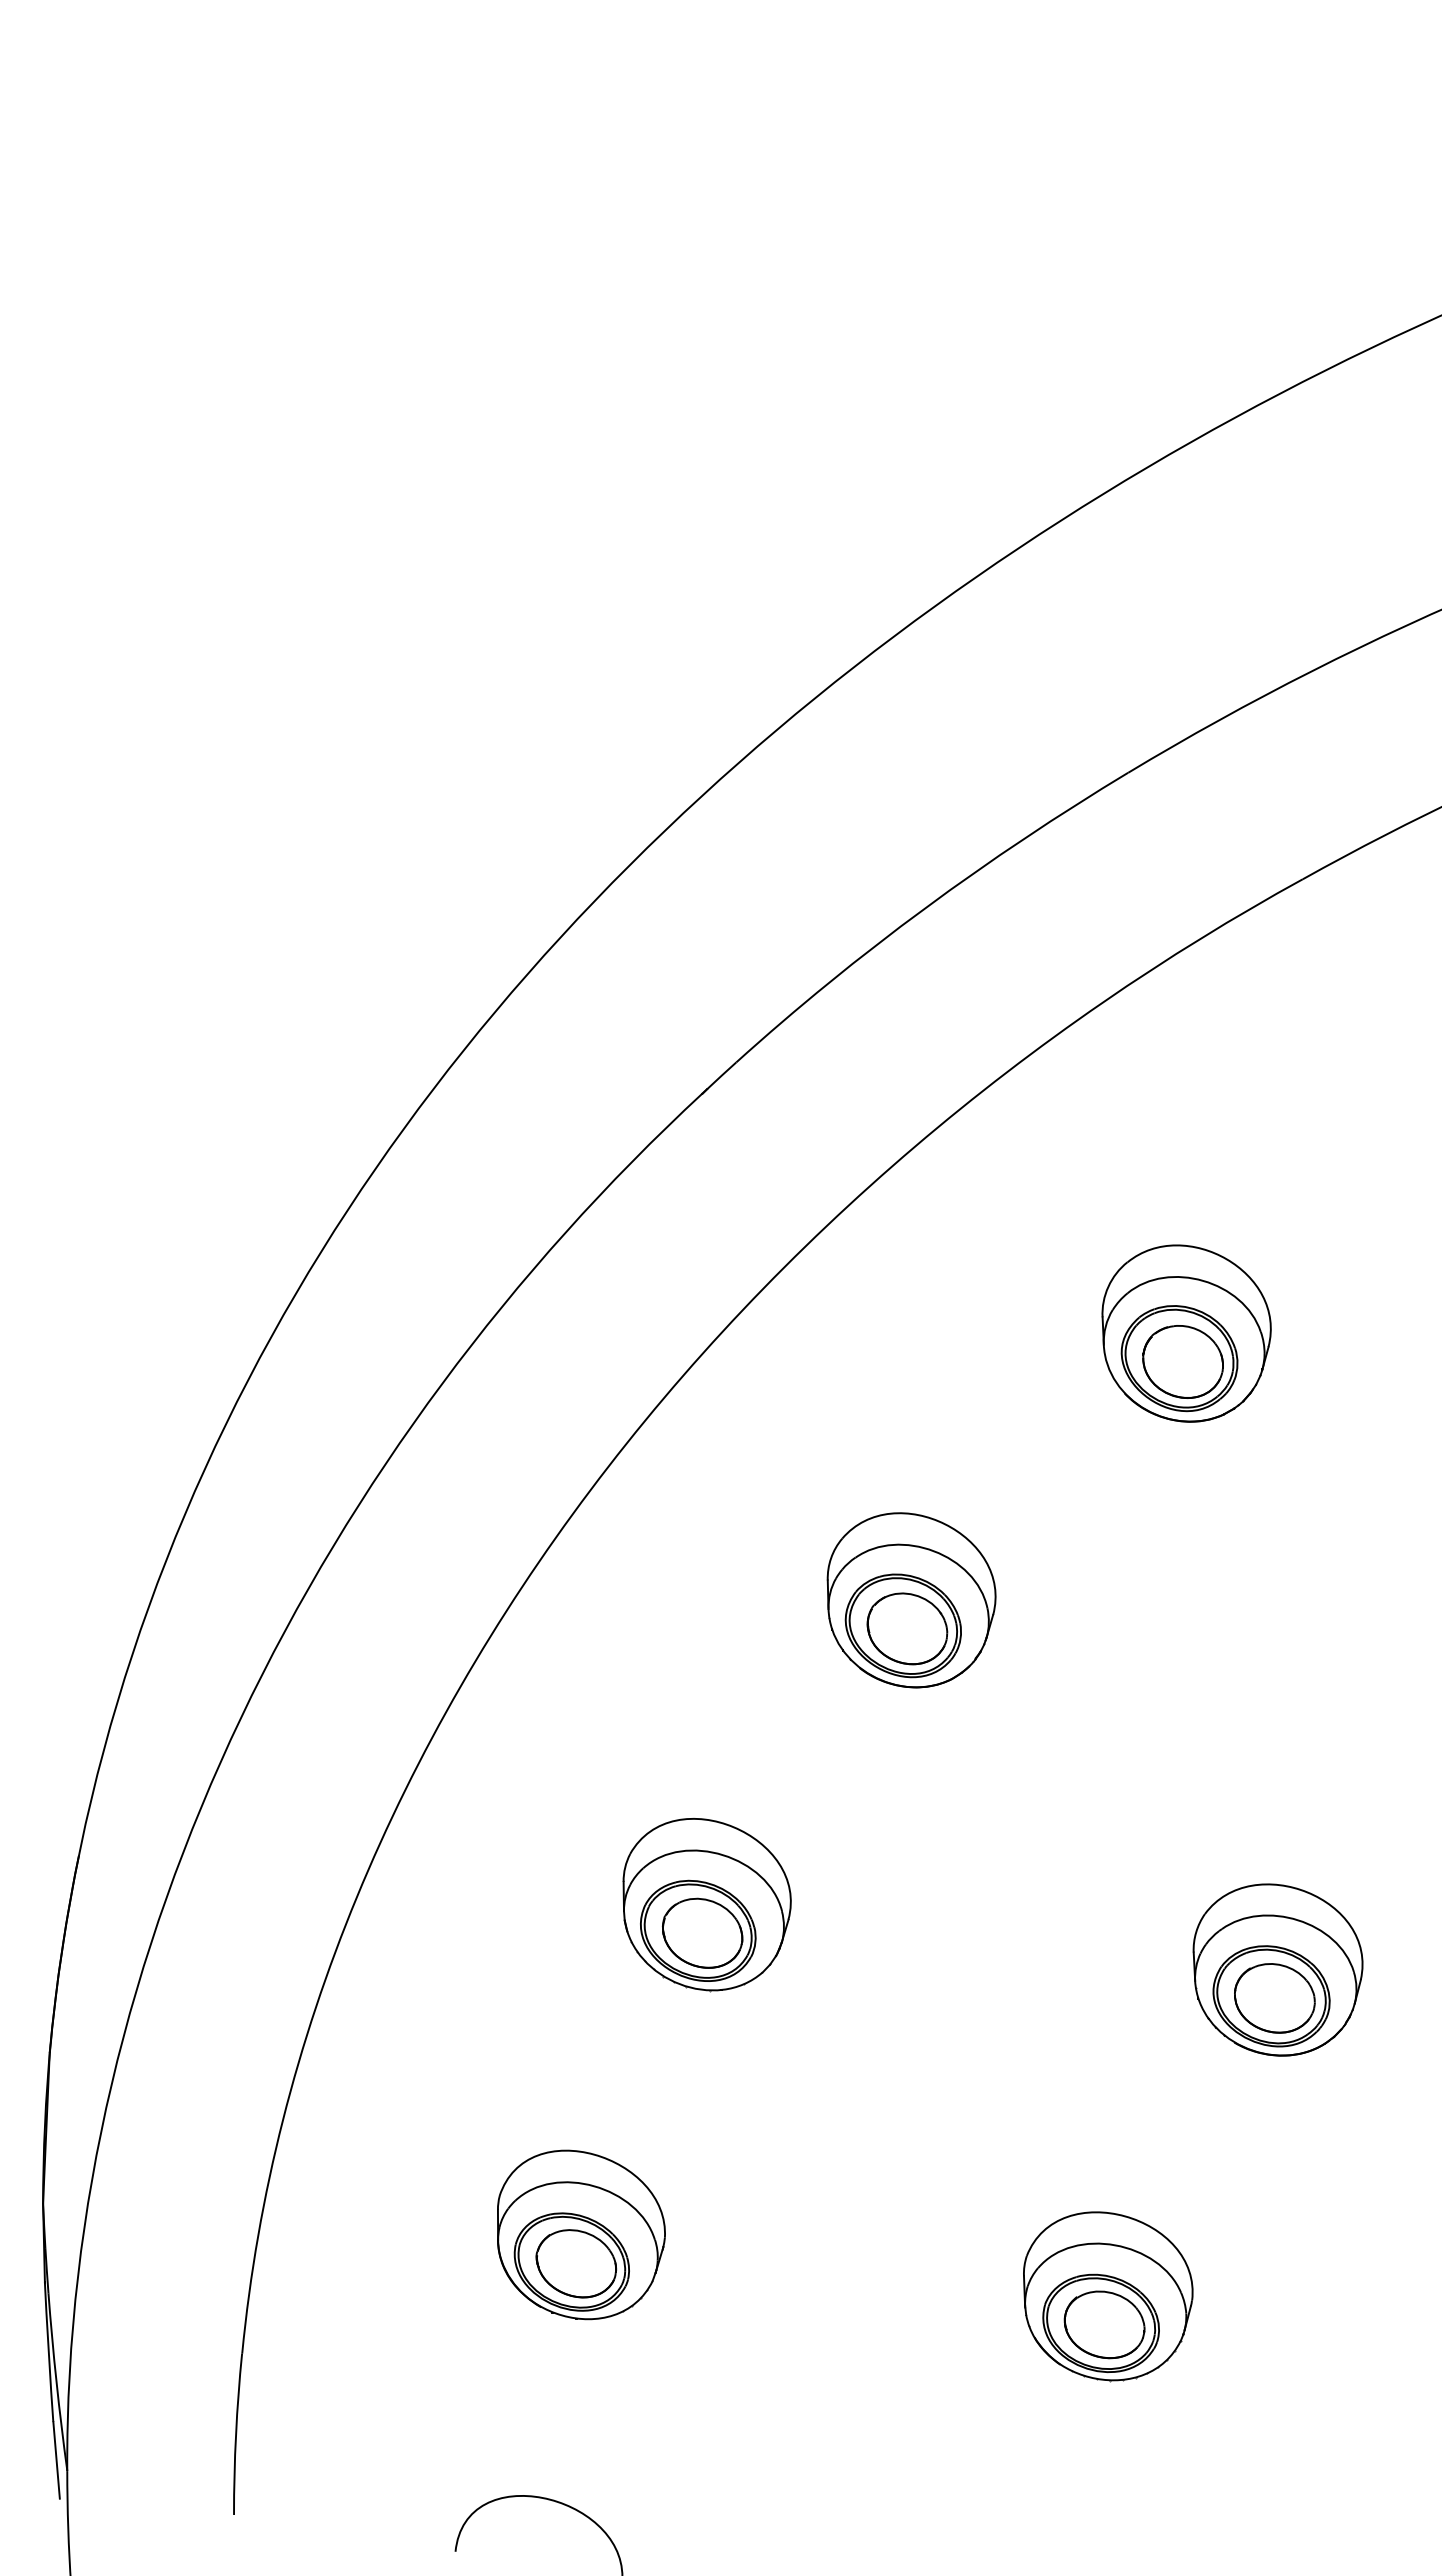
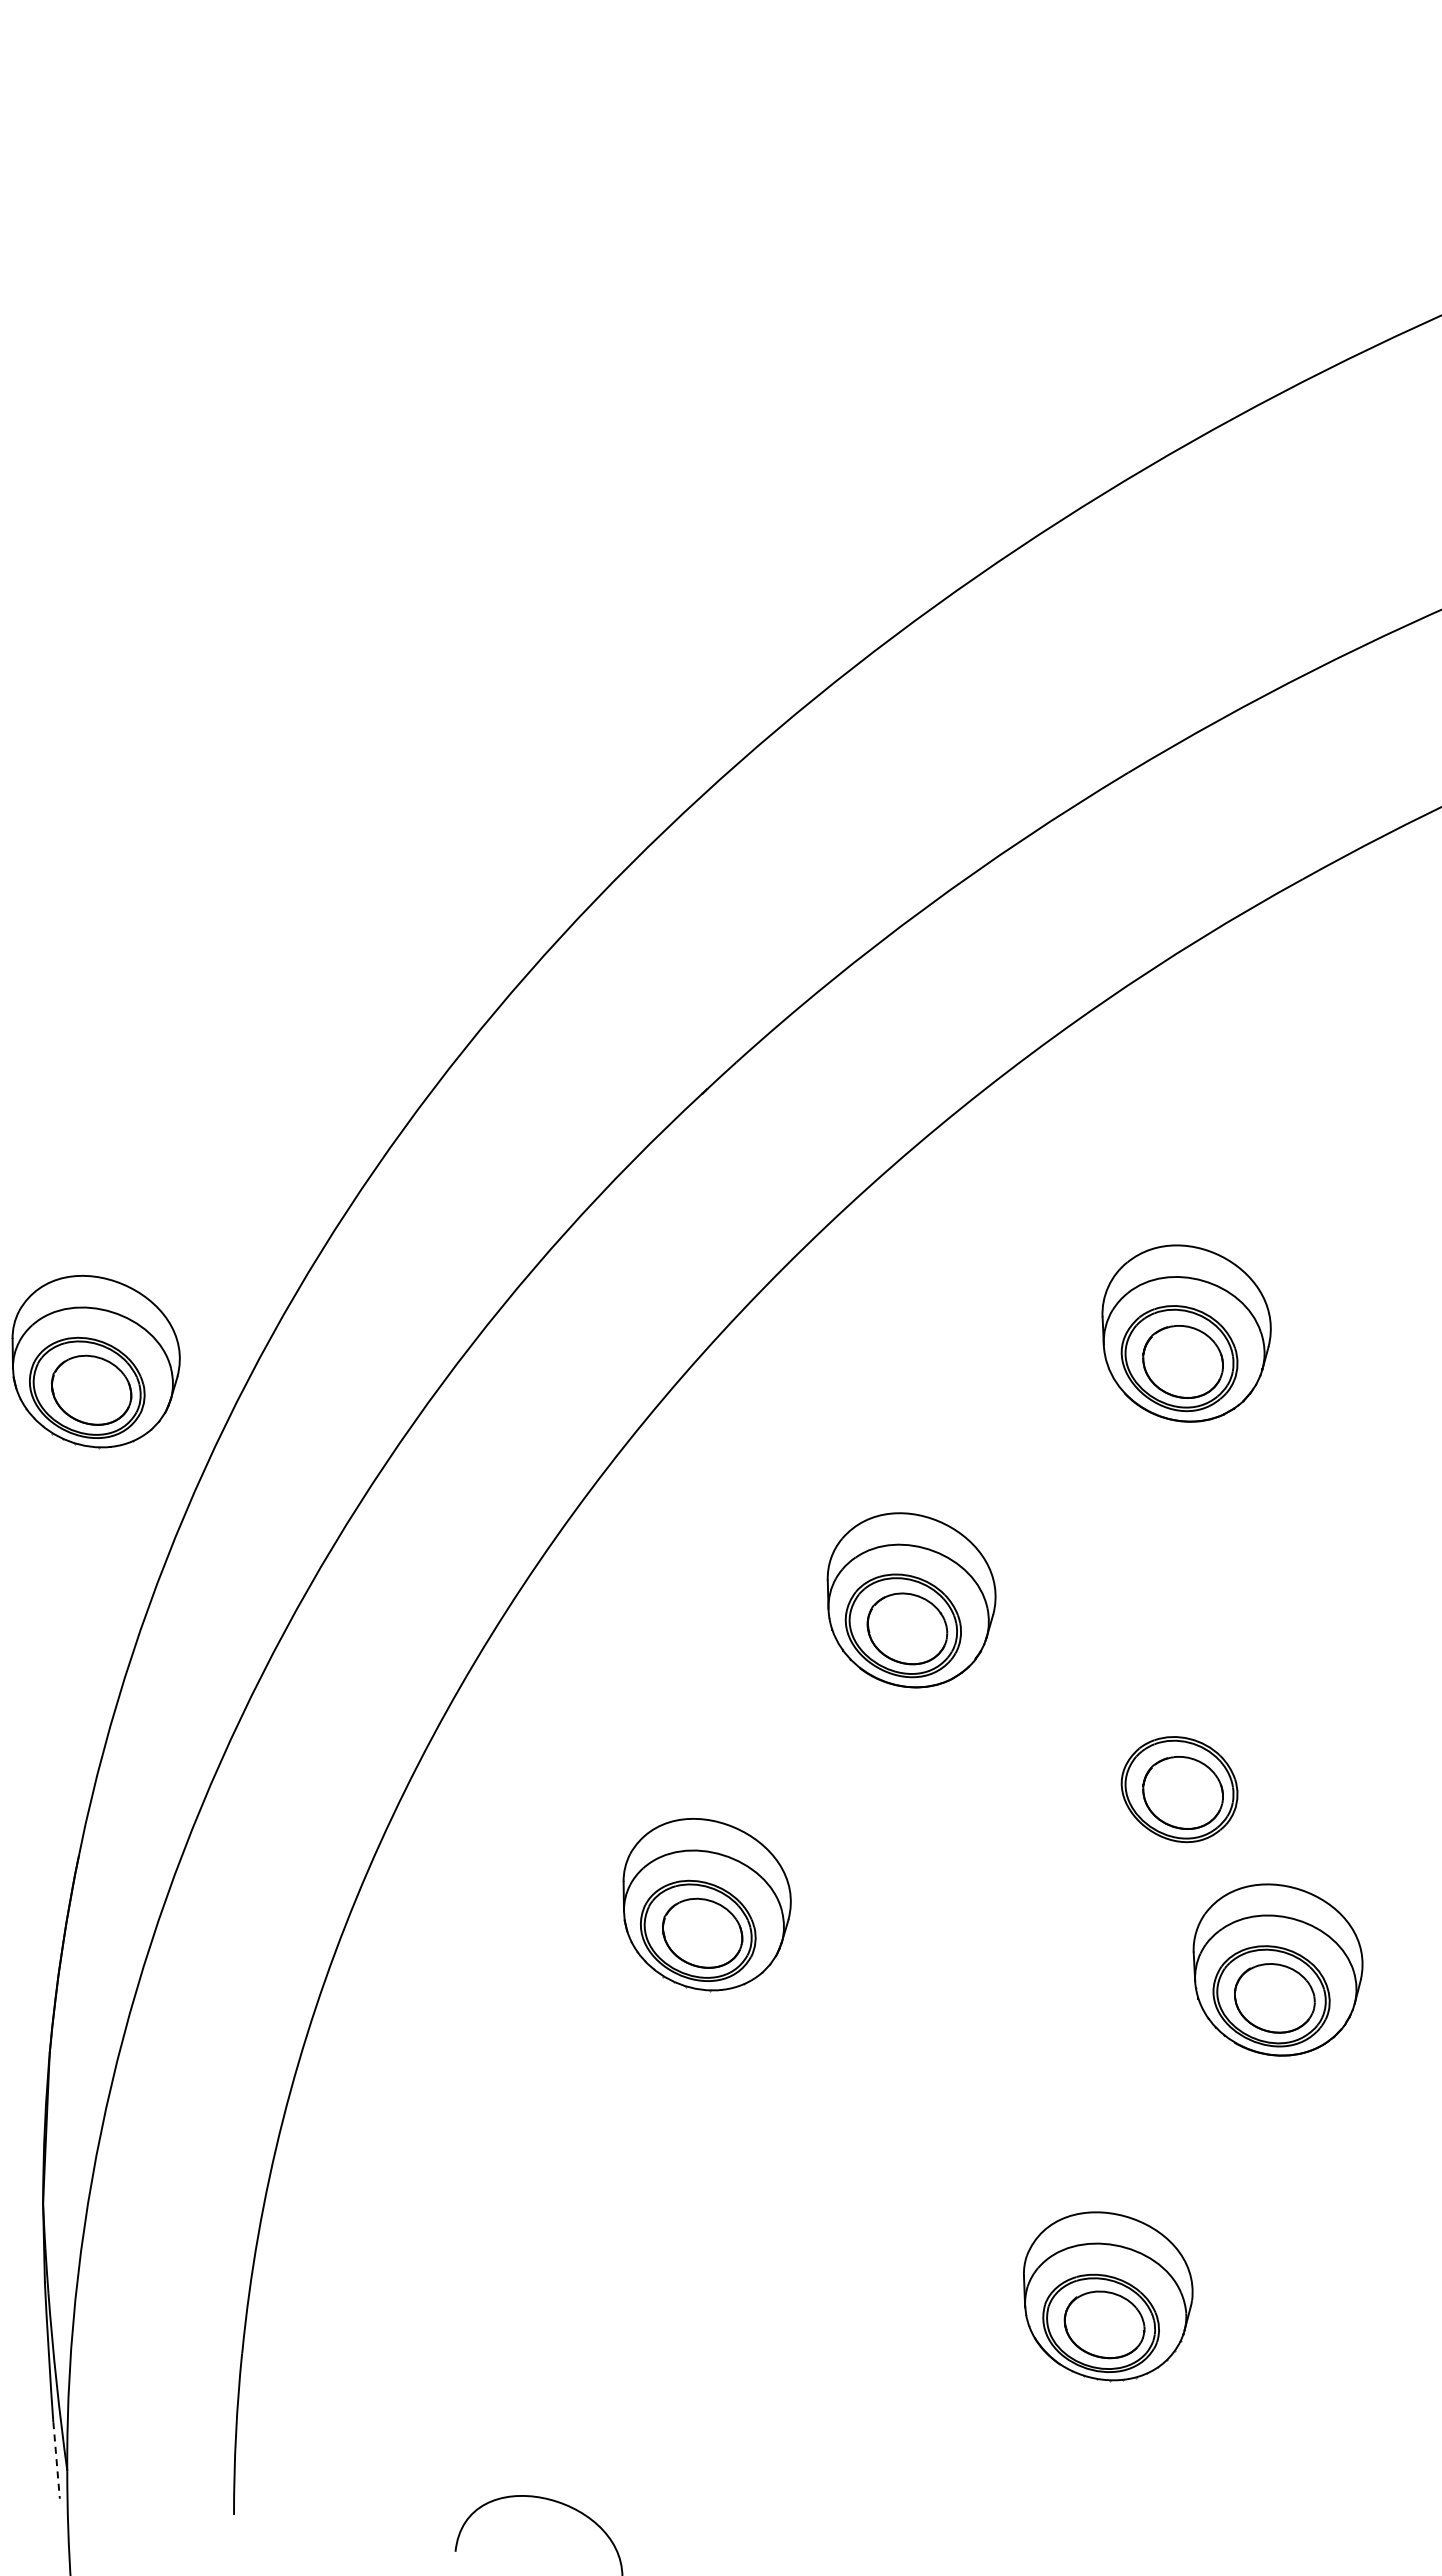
part: none -> present (95, 1362)
part: none -> present (1179, 1789)
part: present -> none (581, 2234)
line: solid -> dashed (56, 2460)
